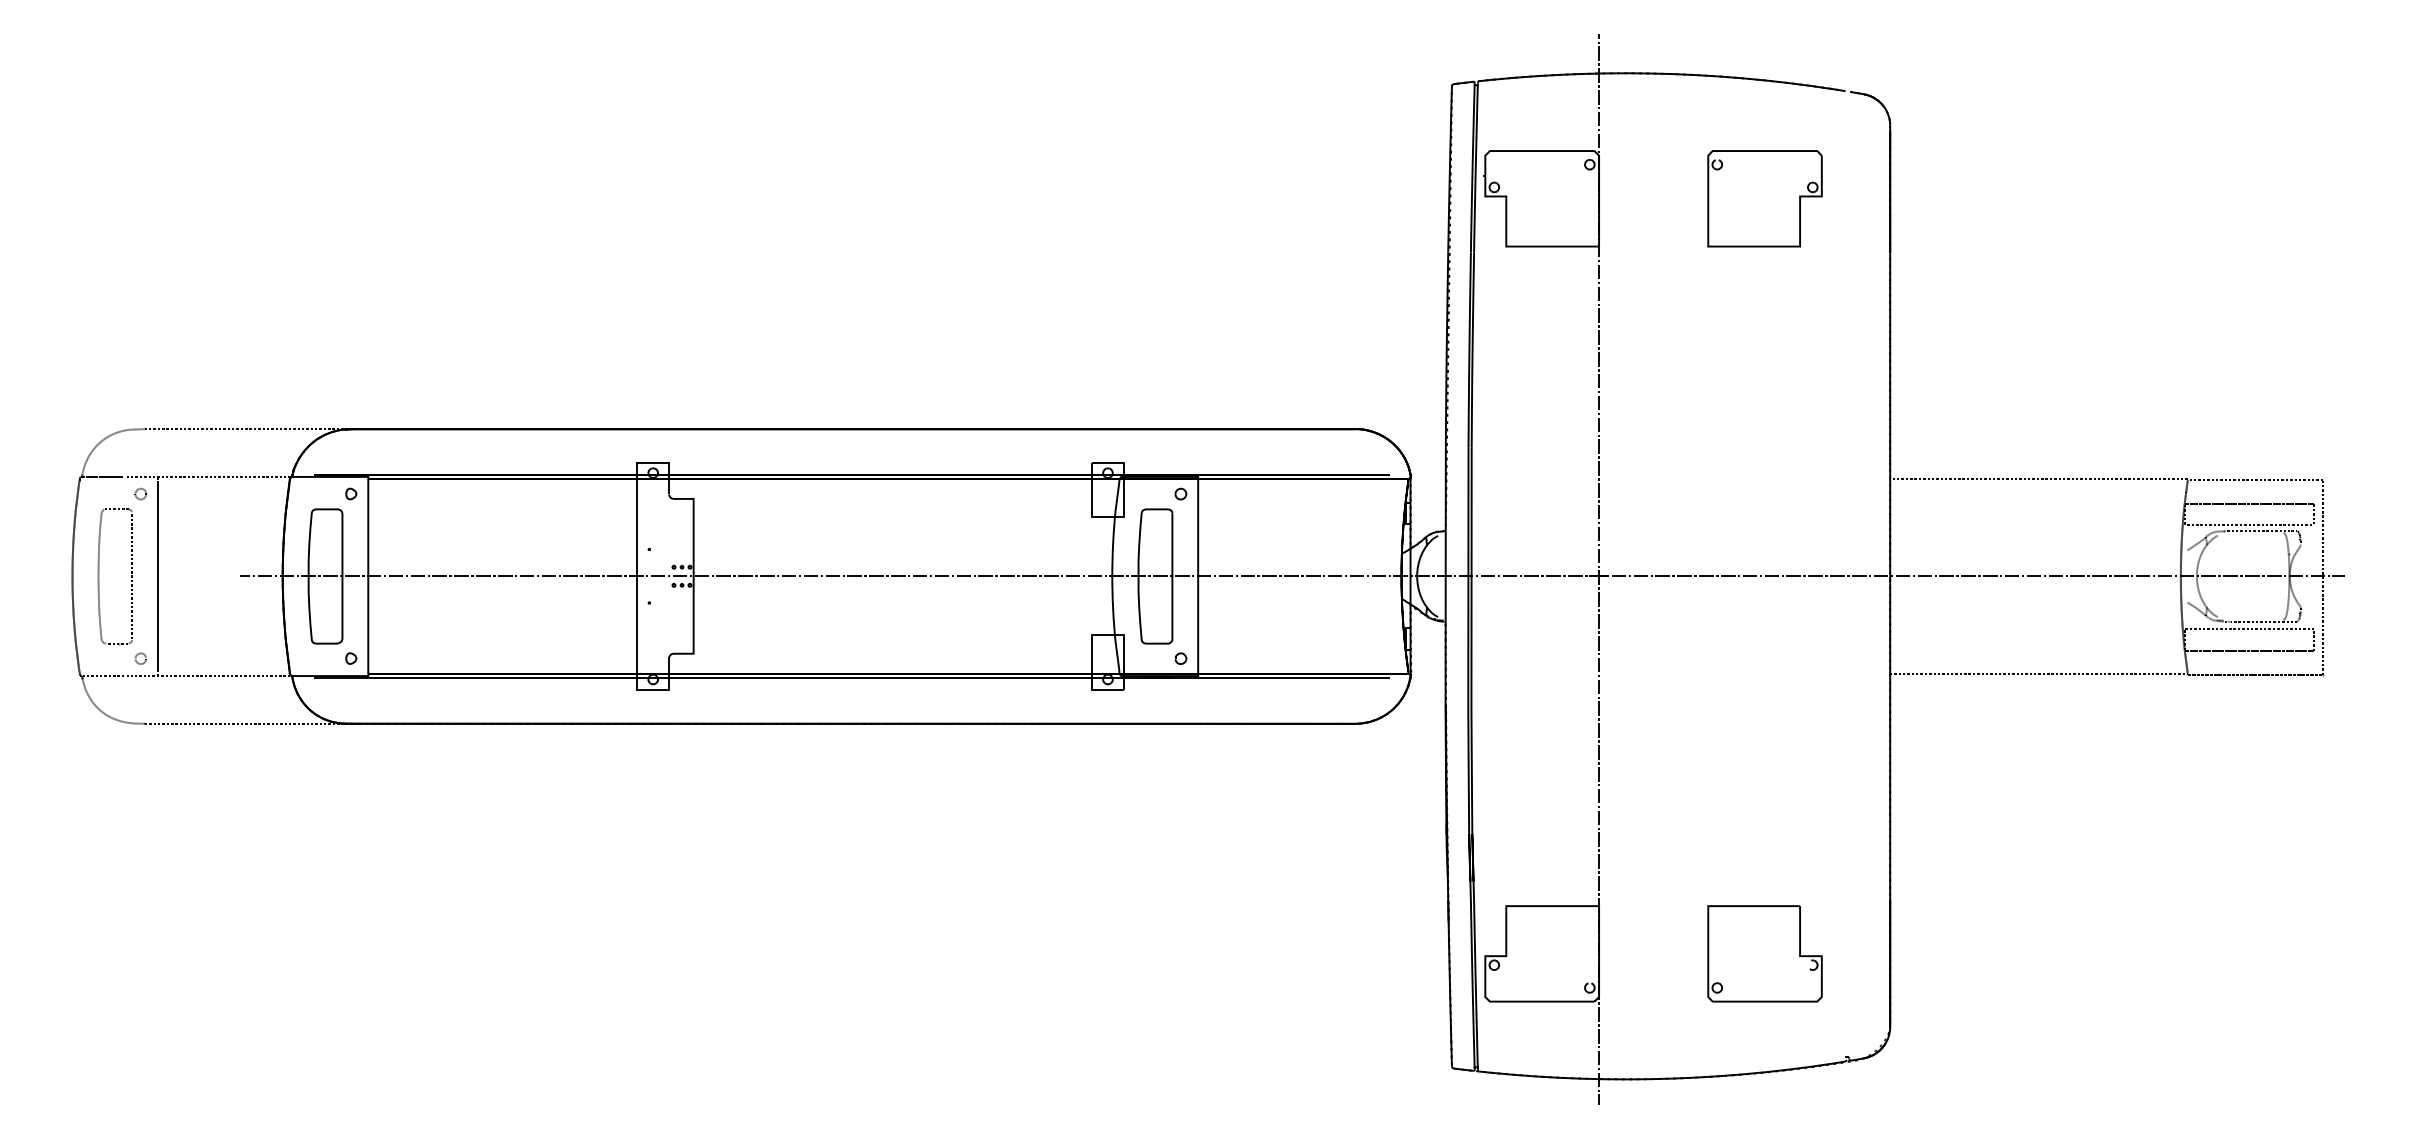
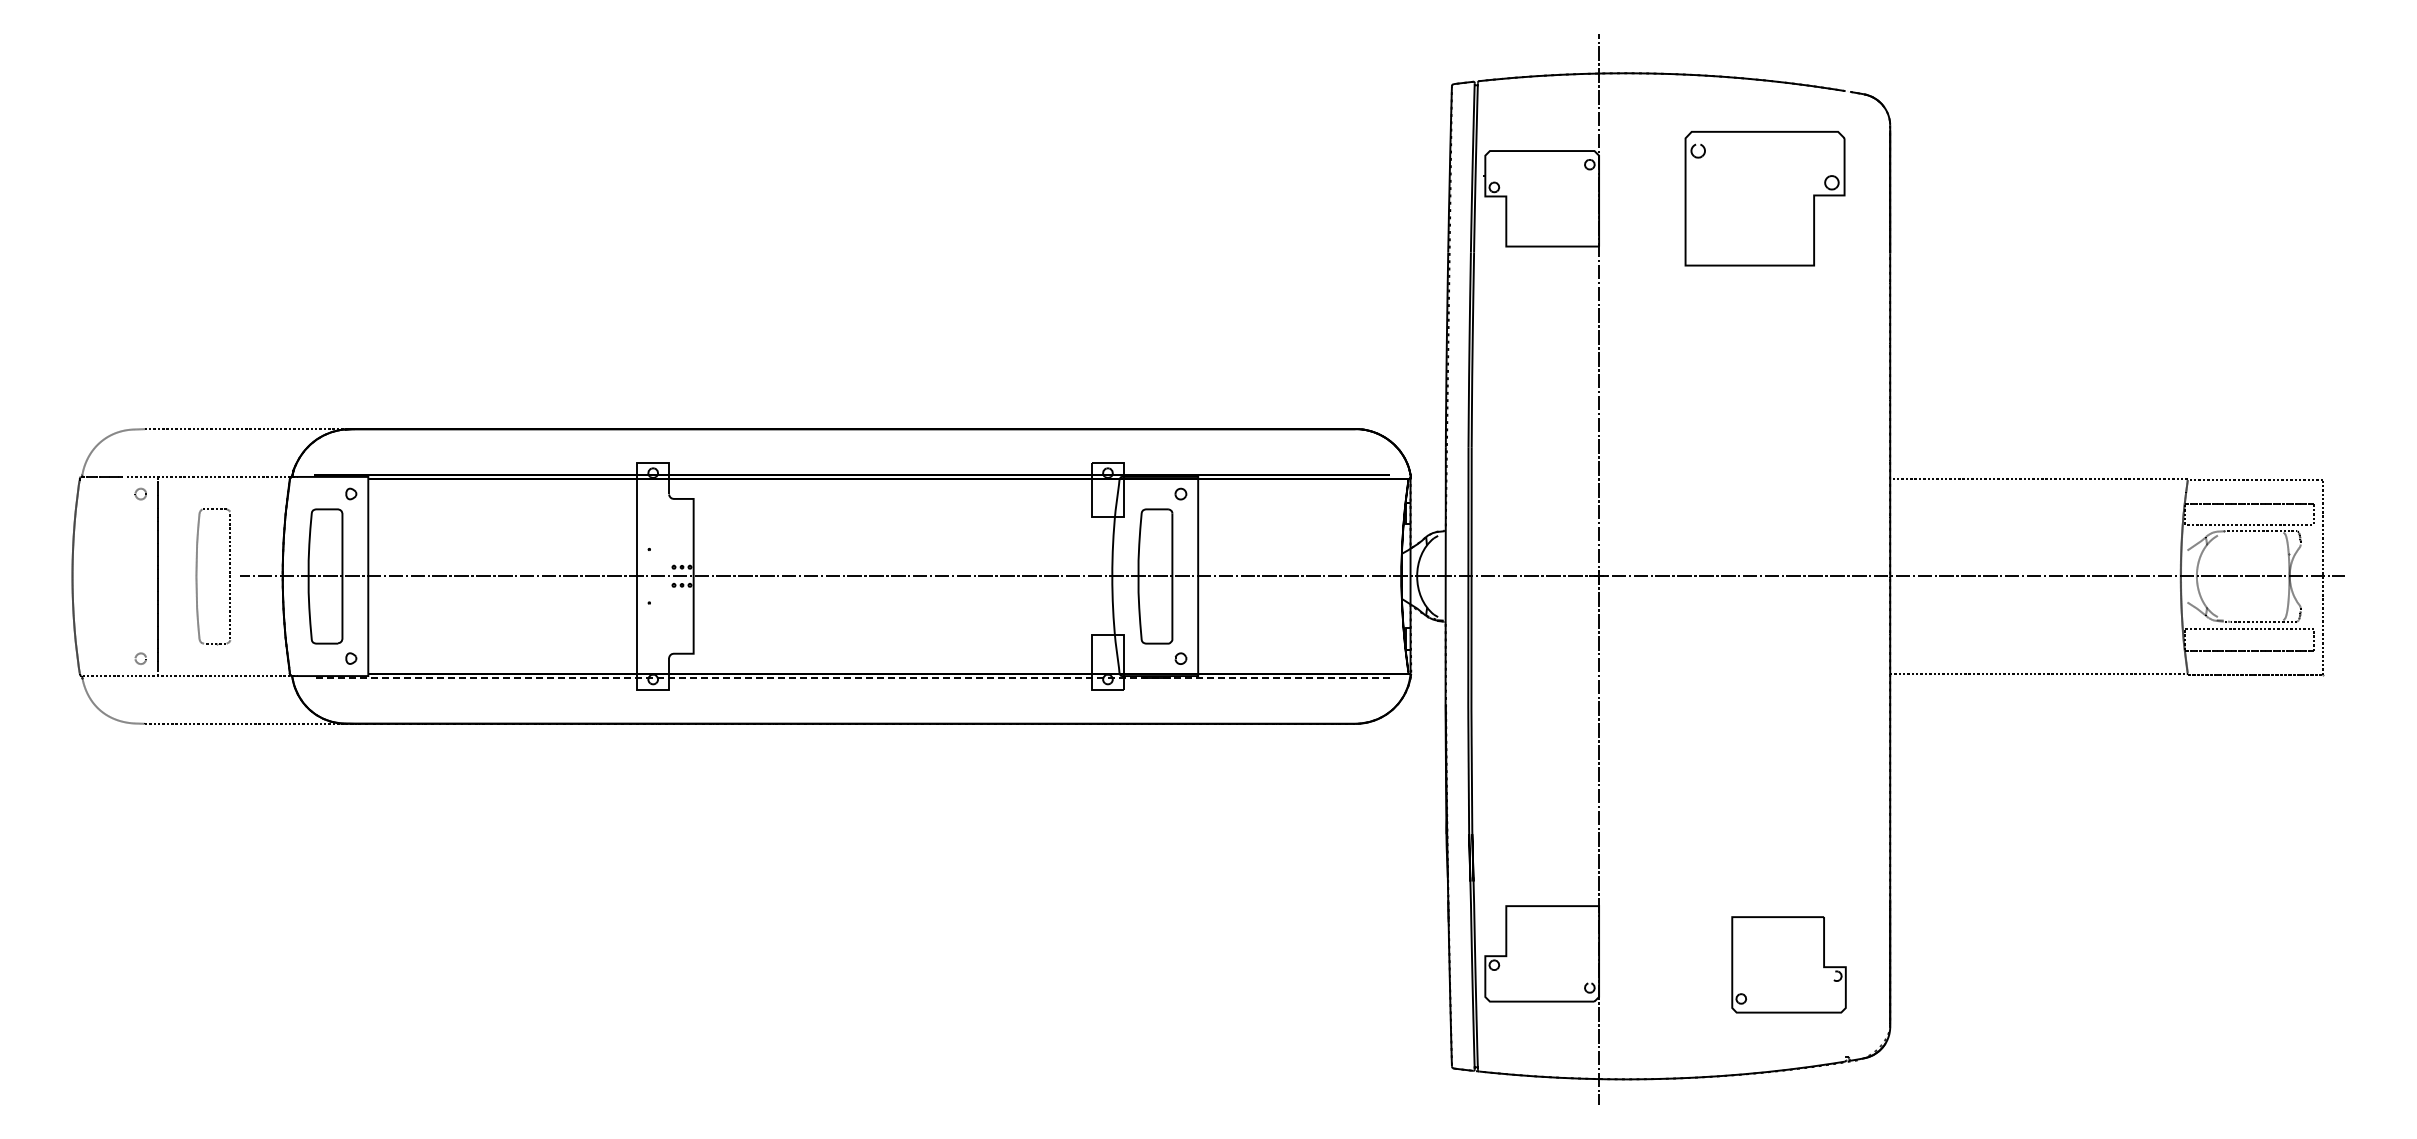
part size: 116x98 px -> 162x136 px (1764, 198)
part position: (99, 576) -> (197, 576) (197, 576)
line: solid -> dashed (851, 678)
part position: (1764, 953) -> (1788, 964) (1788, 964)
